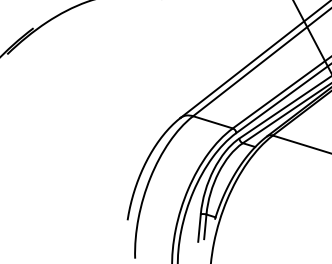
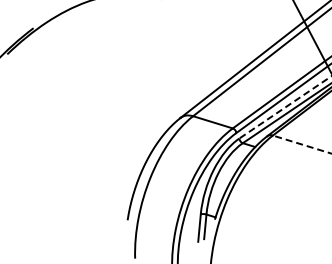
line: solid -> dashed (285, 107)
line: solid -> dashed (302, 144)
